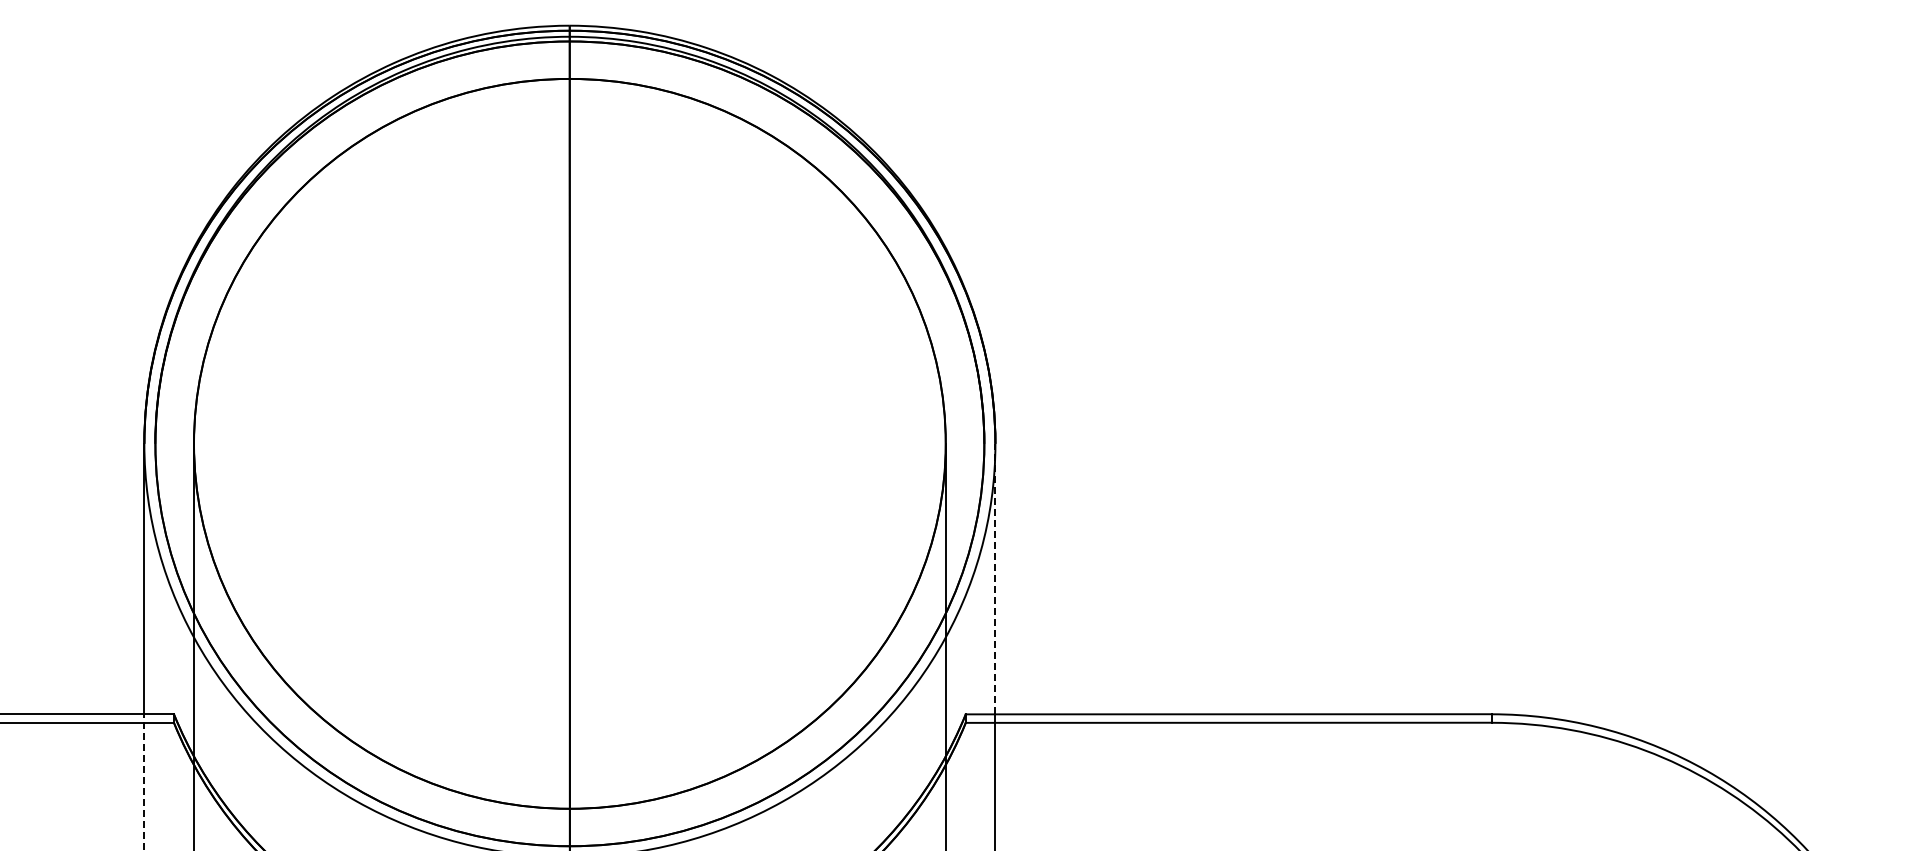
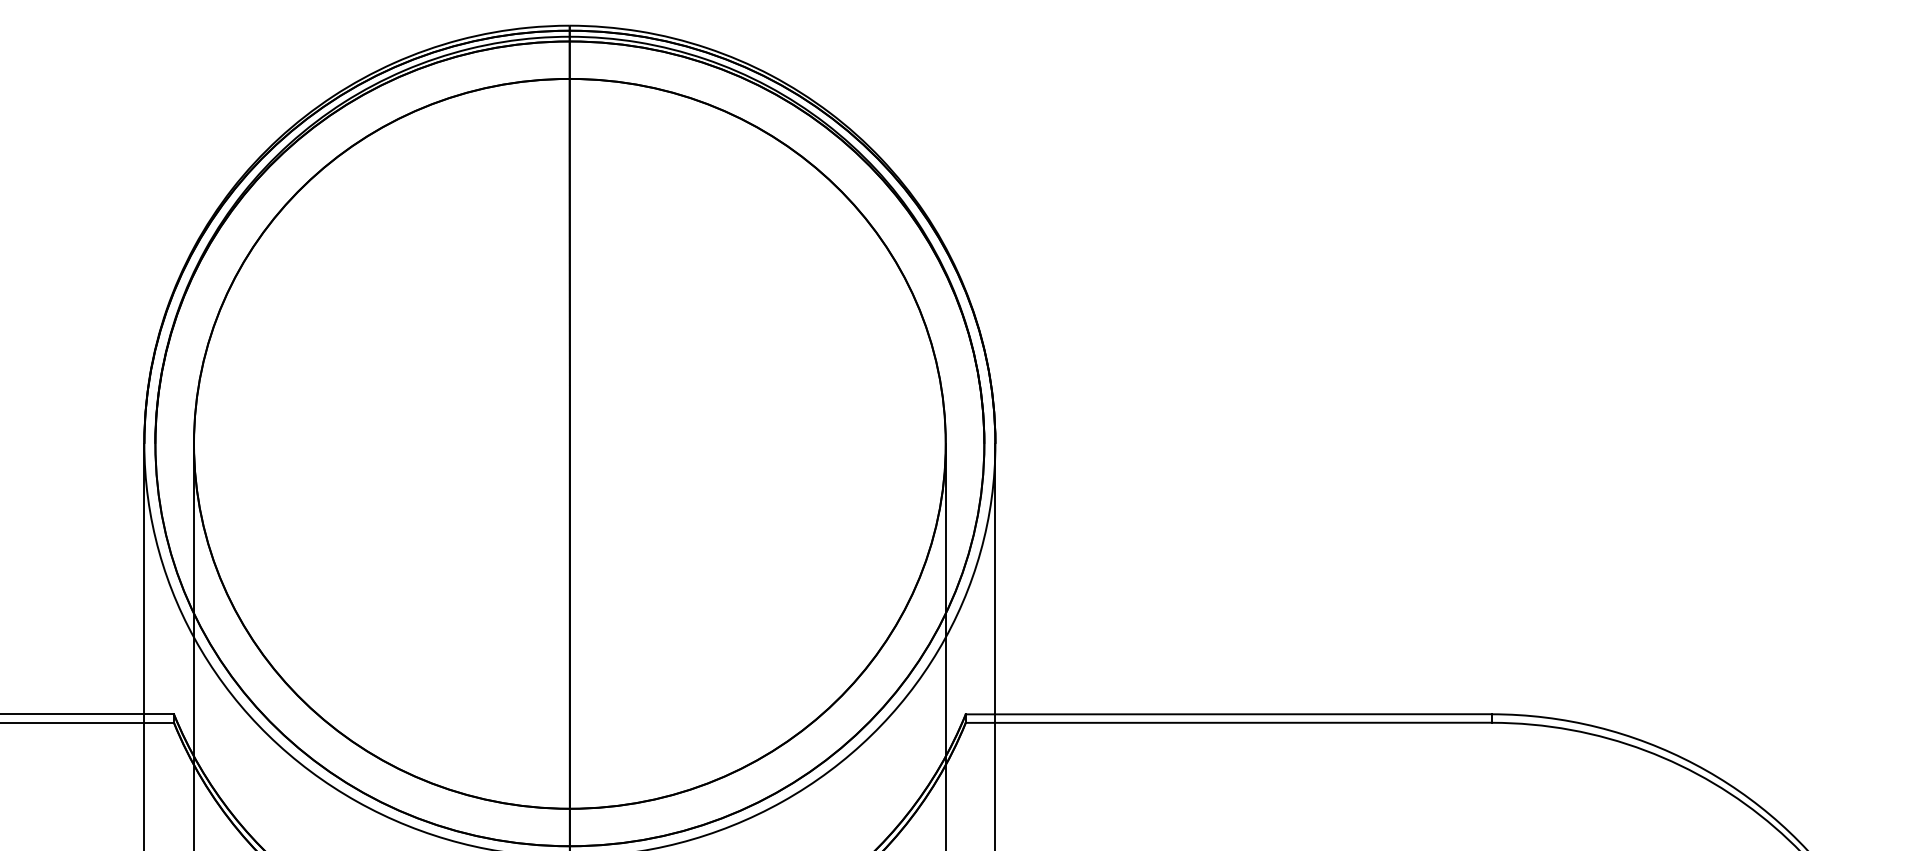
line: dashed -> solid (995, 578)
line: dashed -> solid (144, 782)
